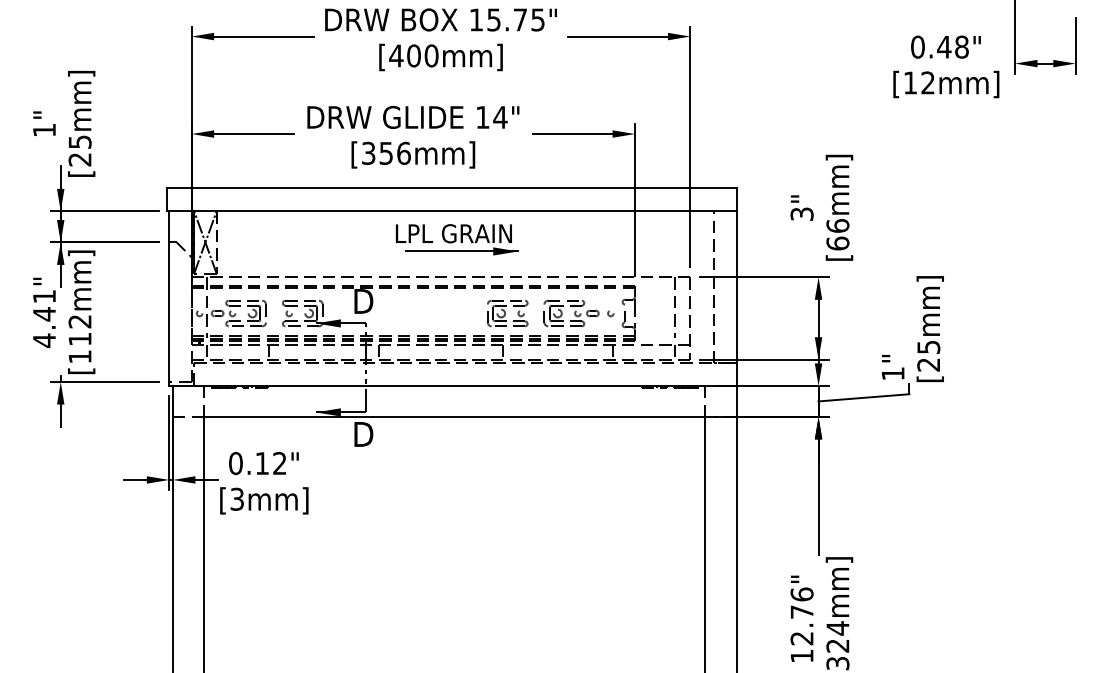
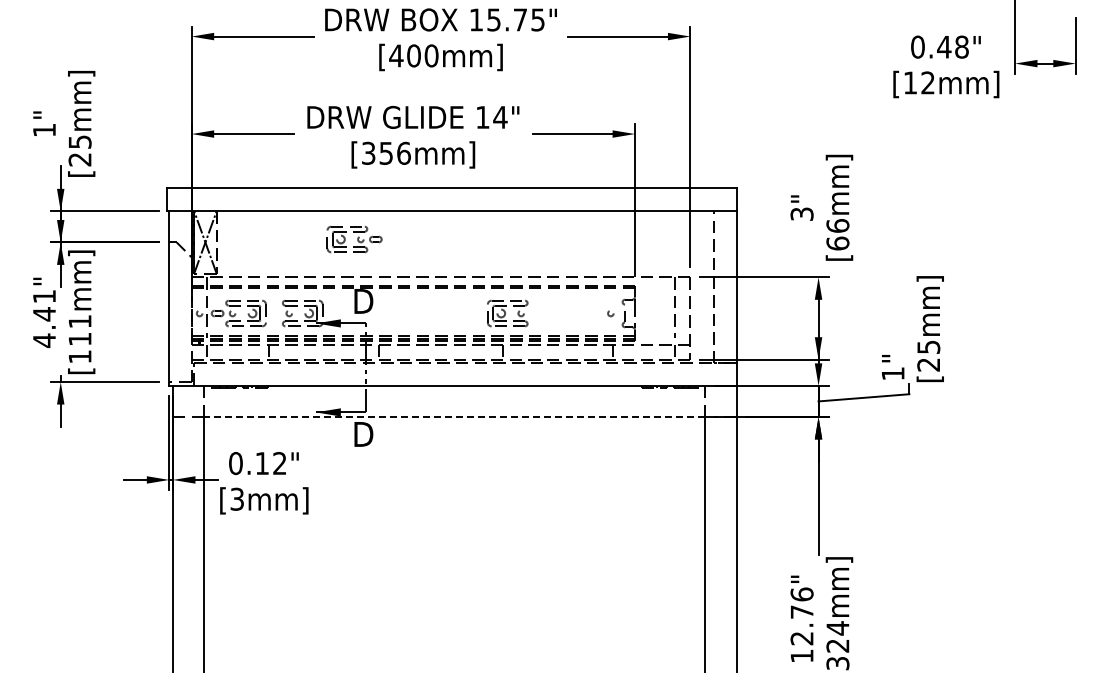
part: present -> none (456, 239)
part position: (571, 313) -> (354, 239) (354, 239)
text: [112mm] -> [111mm] (79, 321)
line: solid -> dashed (454, 417)
